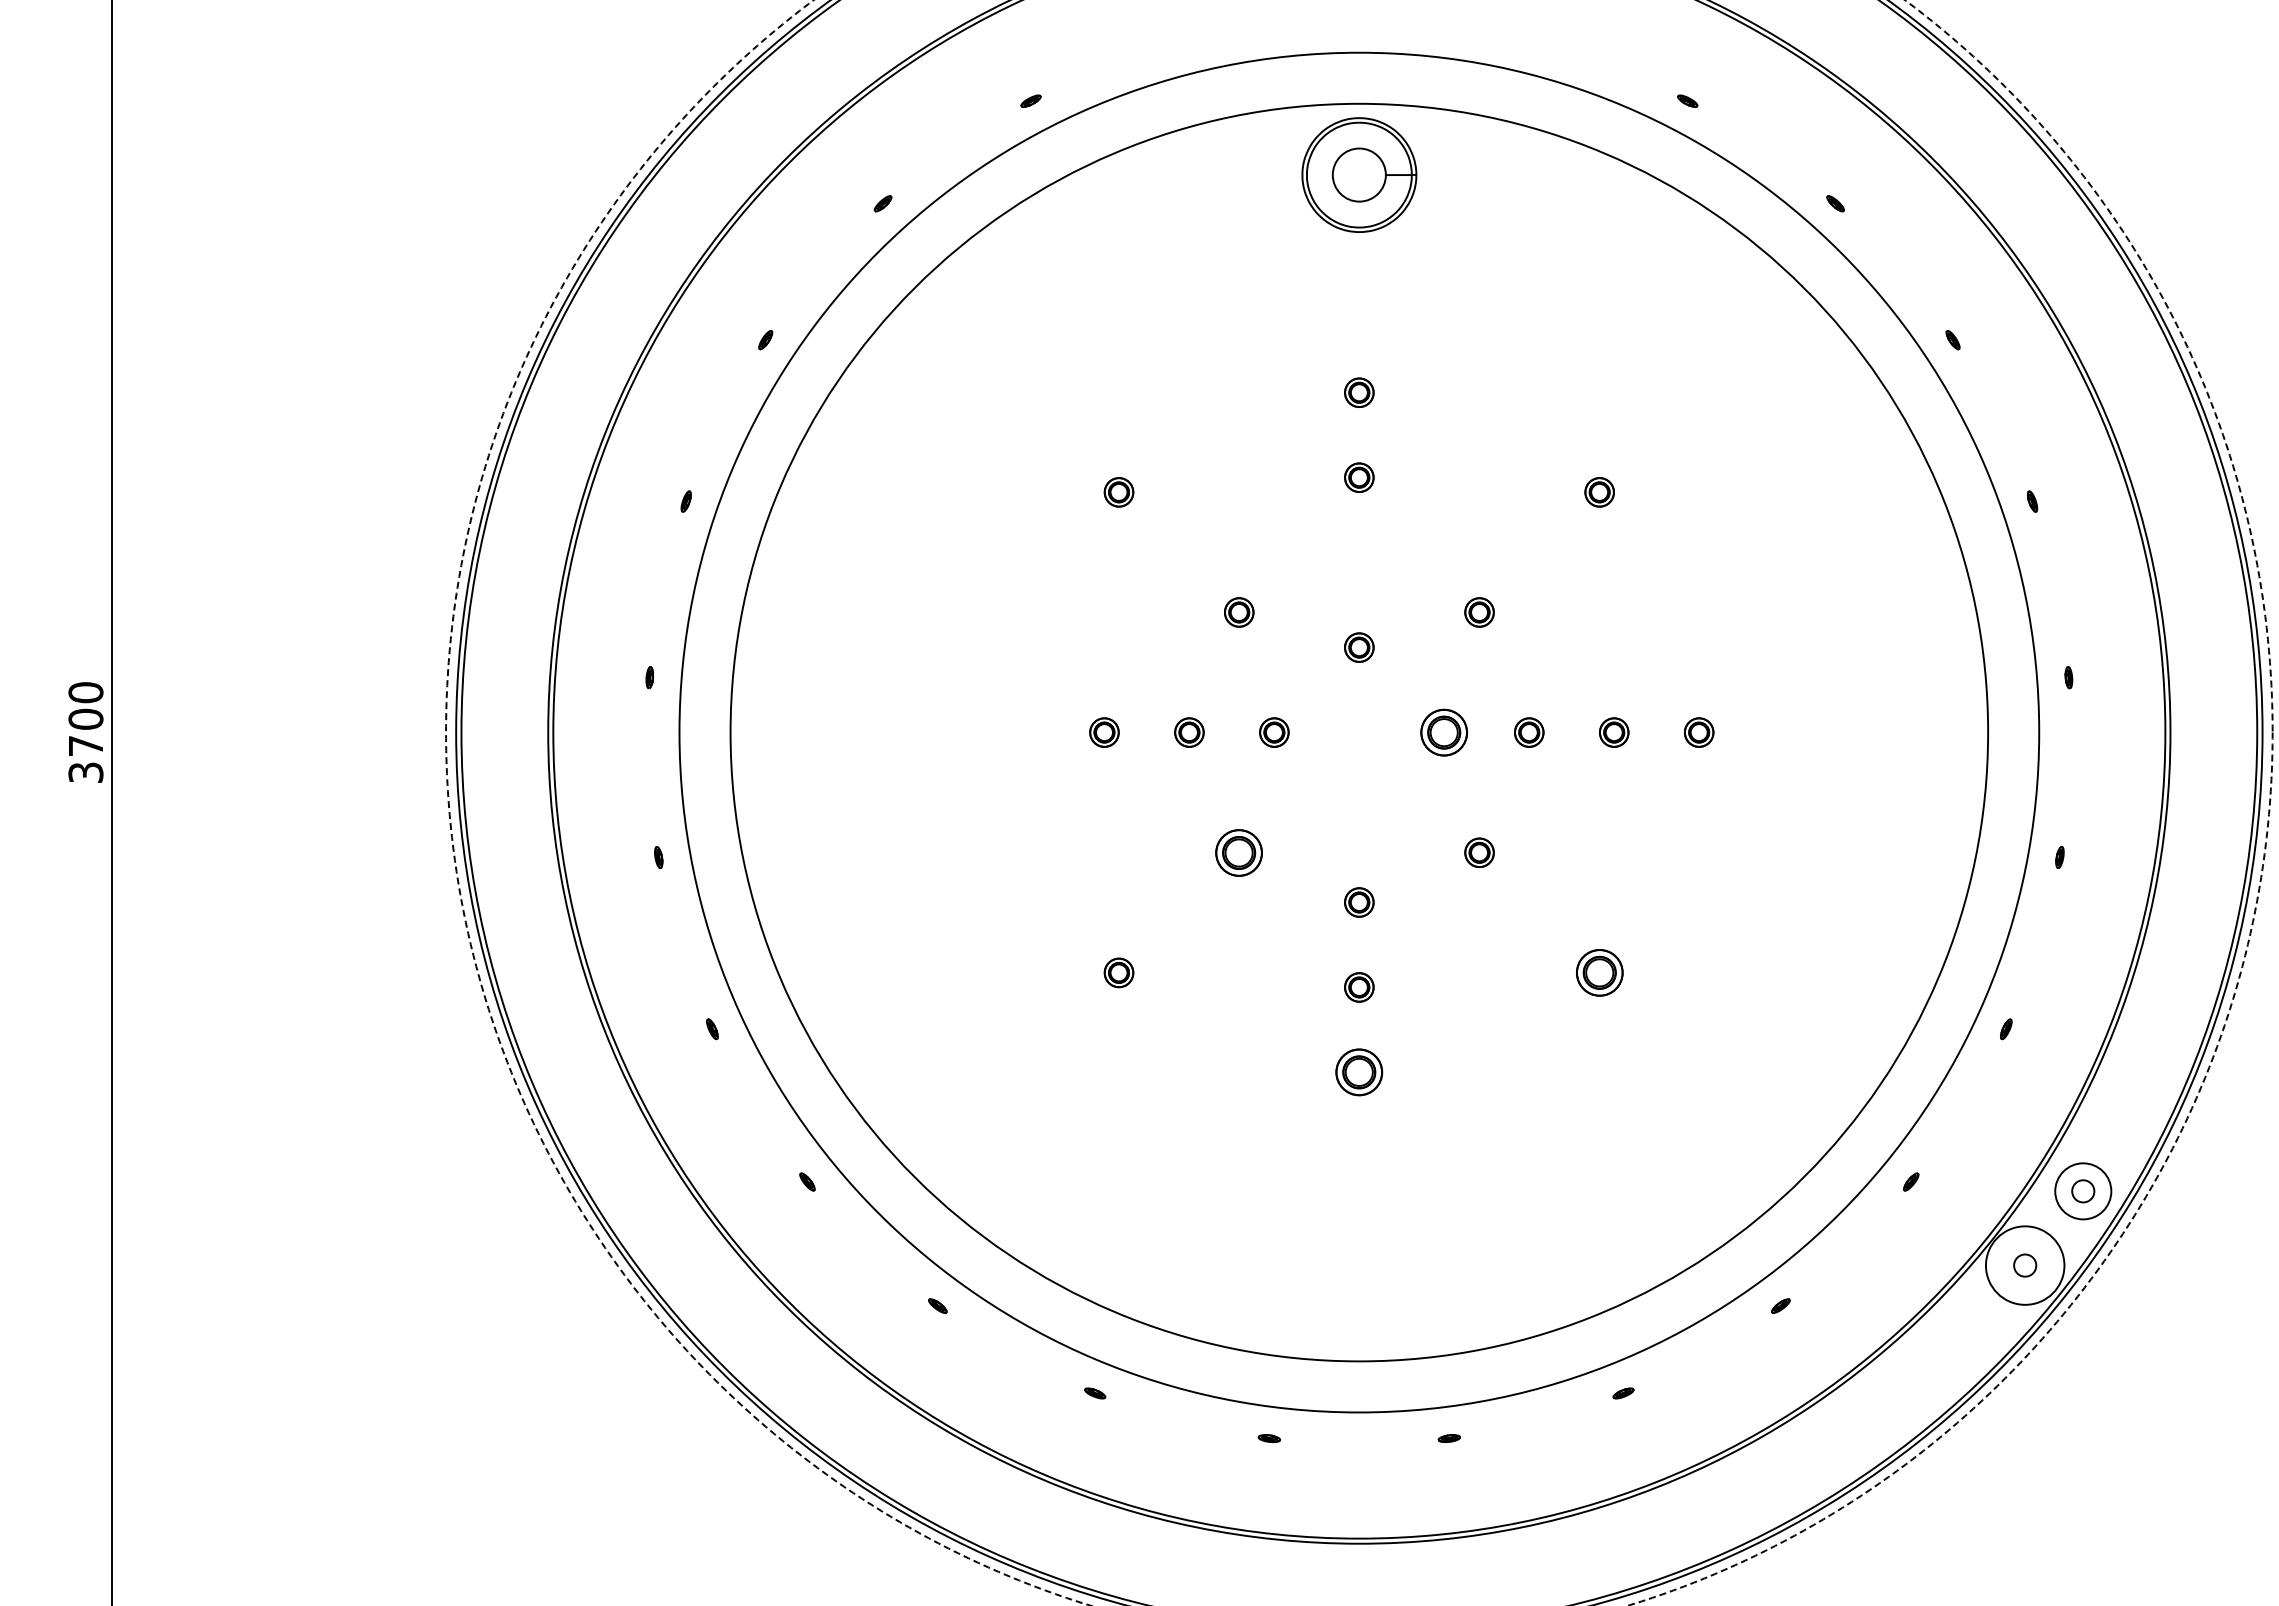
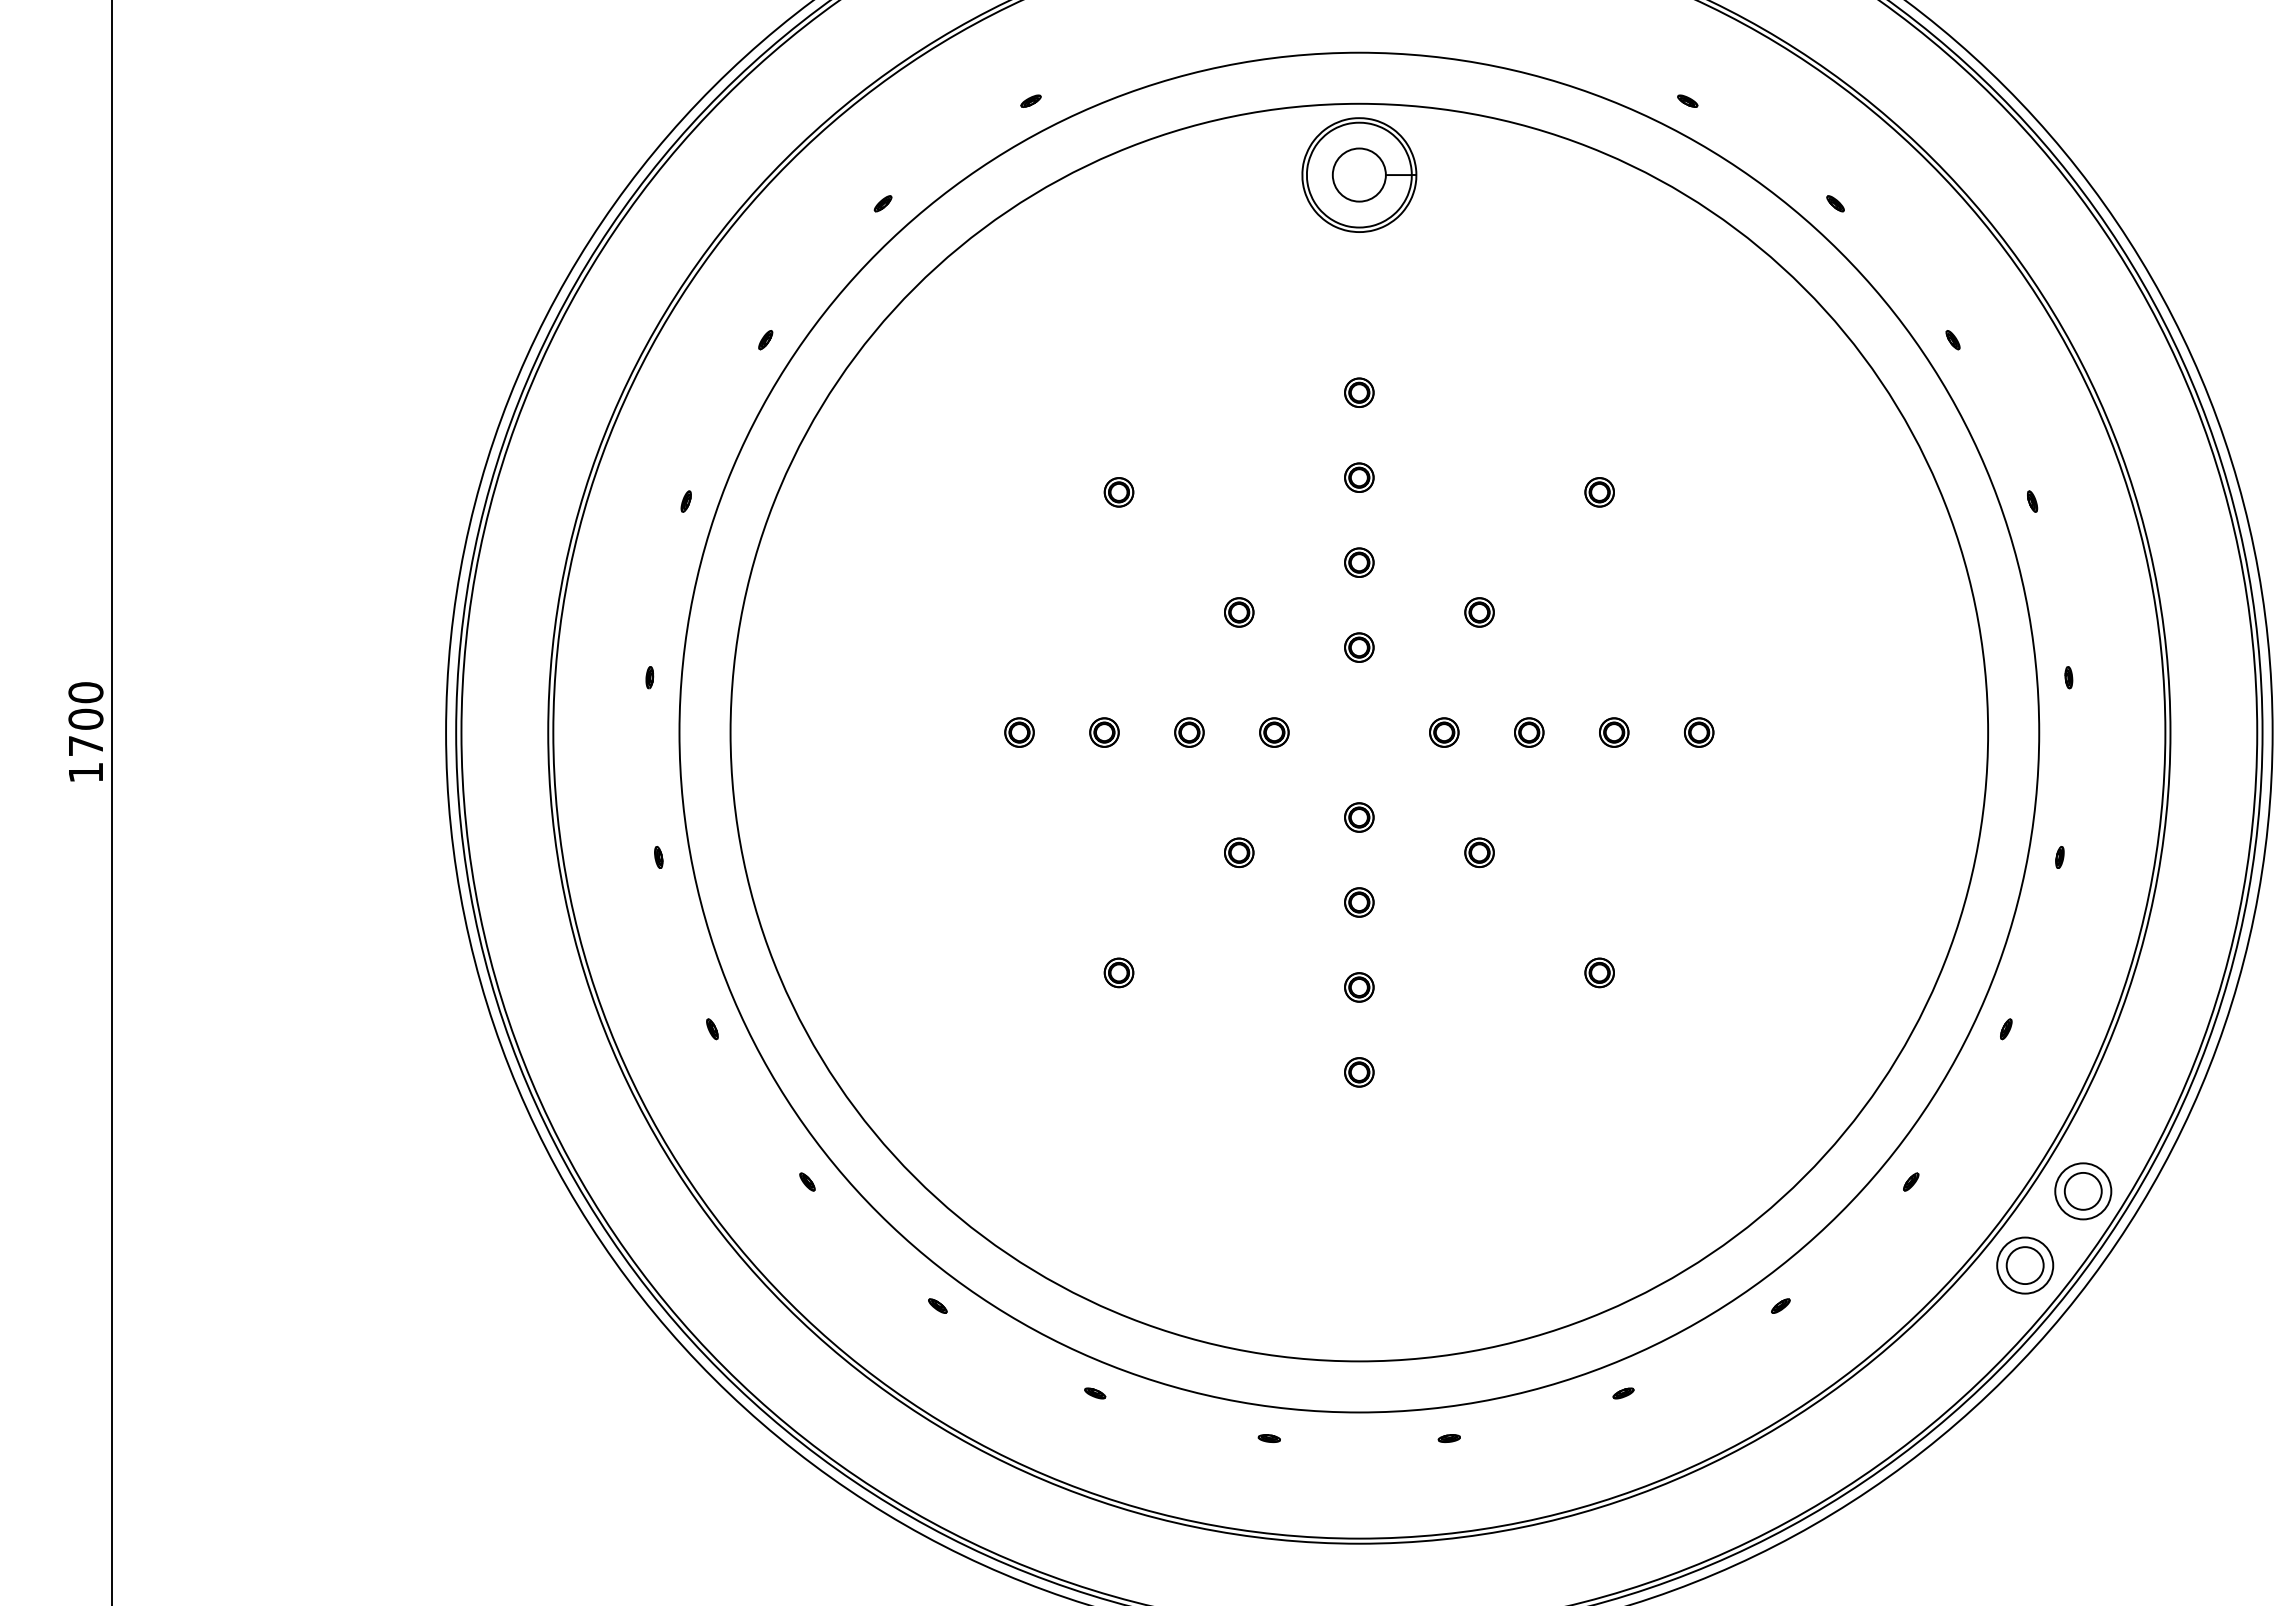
part: none -> present (1359, 562)
part: none -> present (1019, 732)
part size: 48x49 px -> 31x31 px (1444, 732)
text: 3700 -> 1700 (85, 772)
circle: dashed -> solid (1359, 802)
part: none -> present (1359, 817)
part size: 48x48 px -> 31x31 px (1239, 852)
part size: 48x48 px -> 31x32 px (1599, 972)
part size: 49x49 px -> 31x31 px (1359, 1072)
circle diameter: 22 px -> 37 px (2082, 1190)
circle diameter: 78 px -> 56 px (2025, 1265)
circle diameter: 22 px -> 37 px (2024, 1265)
